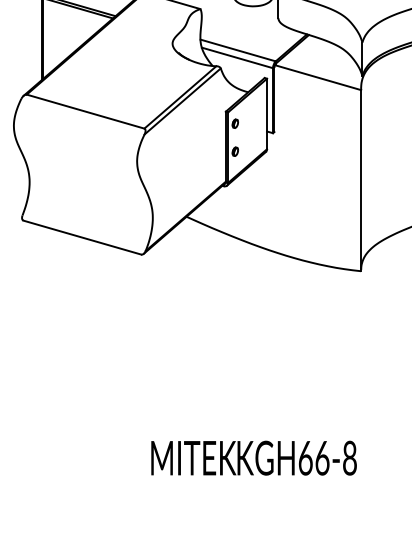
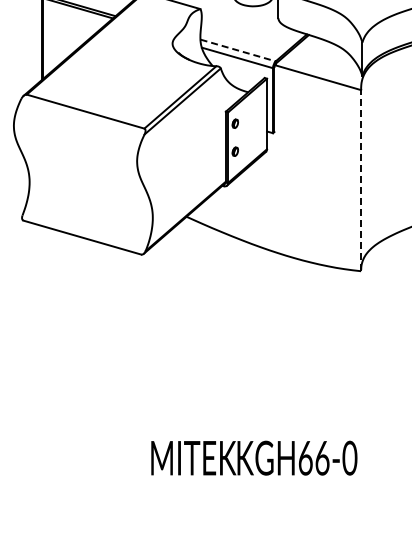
line: solid -> dashed (238, 50)
line: solid -> dashed (361, 180)
text: KGH66-8 -> KGH66-0 (349, 458)
